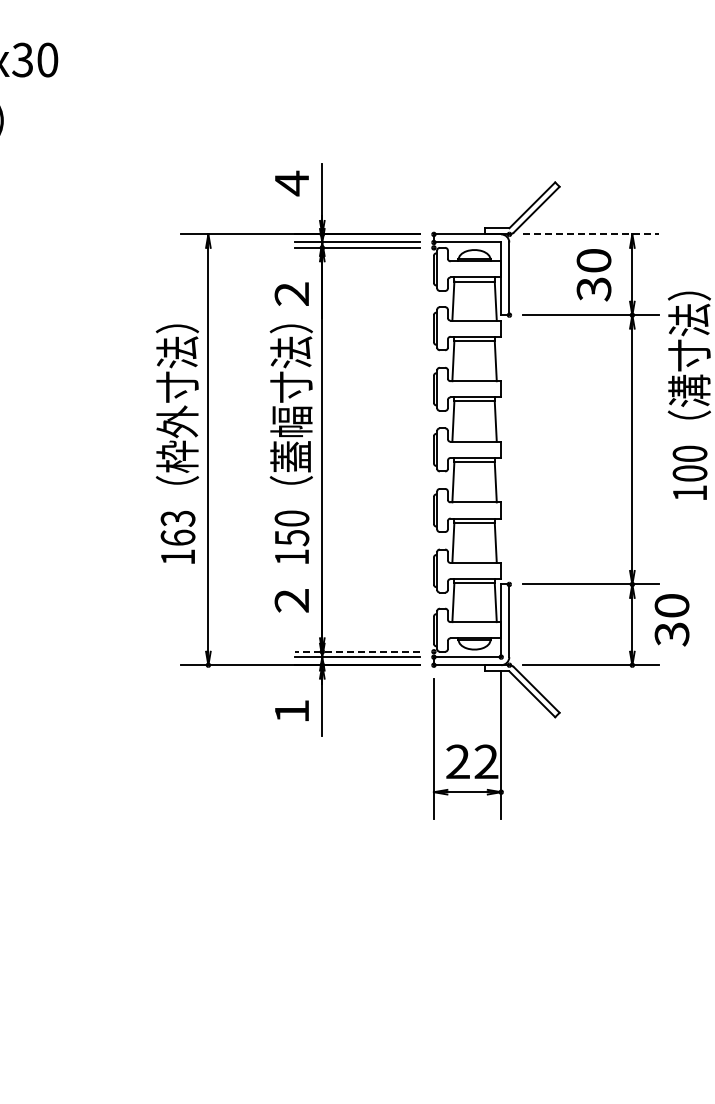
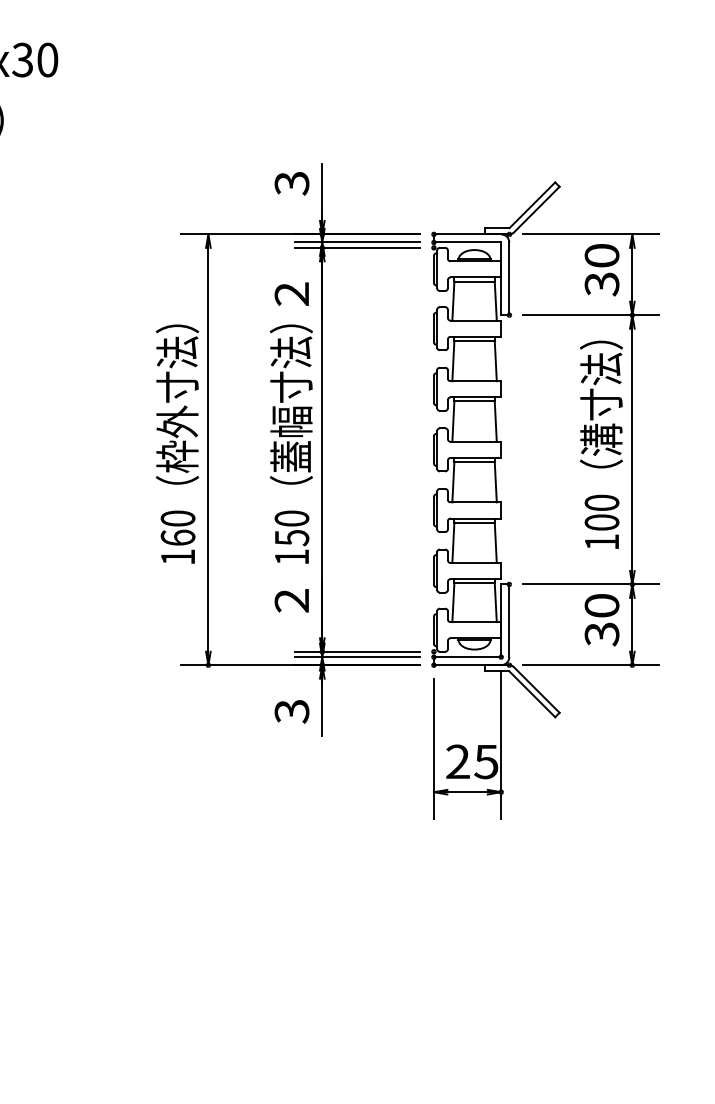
text: 4 -> 3 (291, 183)
line: dashed -> solid (591, 234)
text position: (593, 275) -> (601, 270) (601, 270)
text position: (688, 395) -> (600, 444) (600, 444)
text: 163 -> 160 (177, 518)
text position: (671, 620) -> (601, 620) (601, 620)
line: dashed -> solid (357, 651)
text: 1 -> 3 (291, 711)
text: 22 -> 25 (486, 761)
